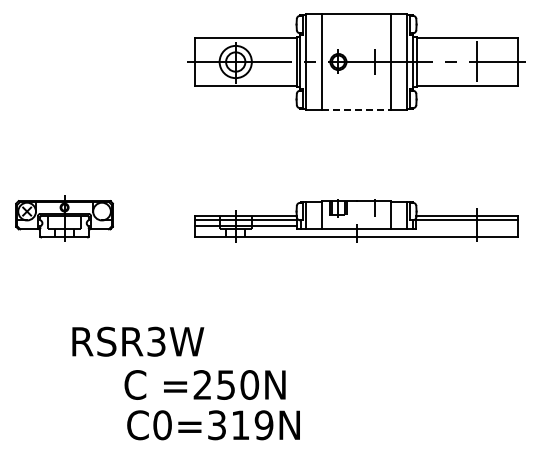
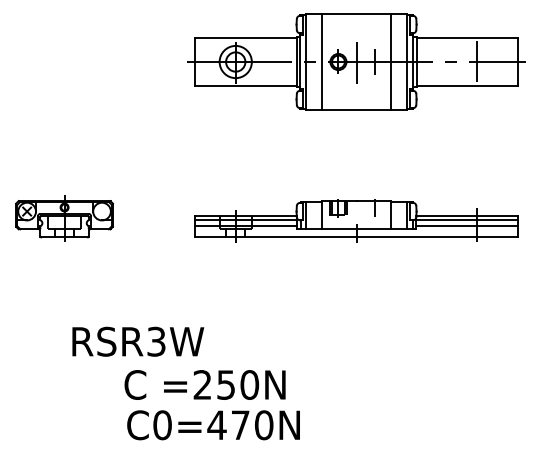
line: none -> present (356, 62)
line: dashed -> solid (357, 110)
line: none -> present (466, 226)
text: C0=319N -> C0=470N (240, 425)
